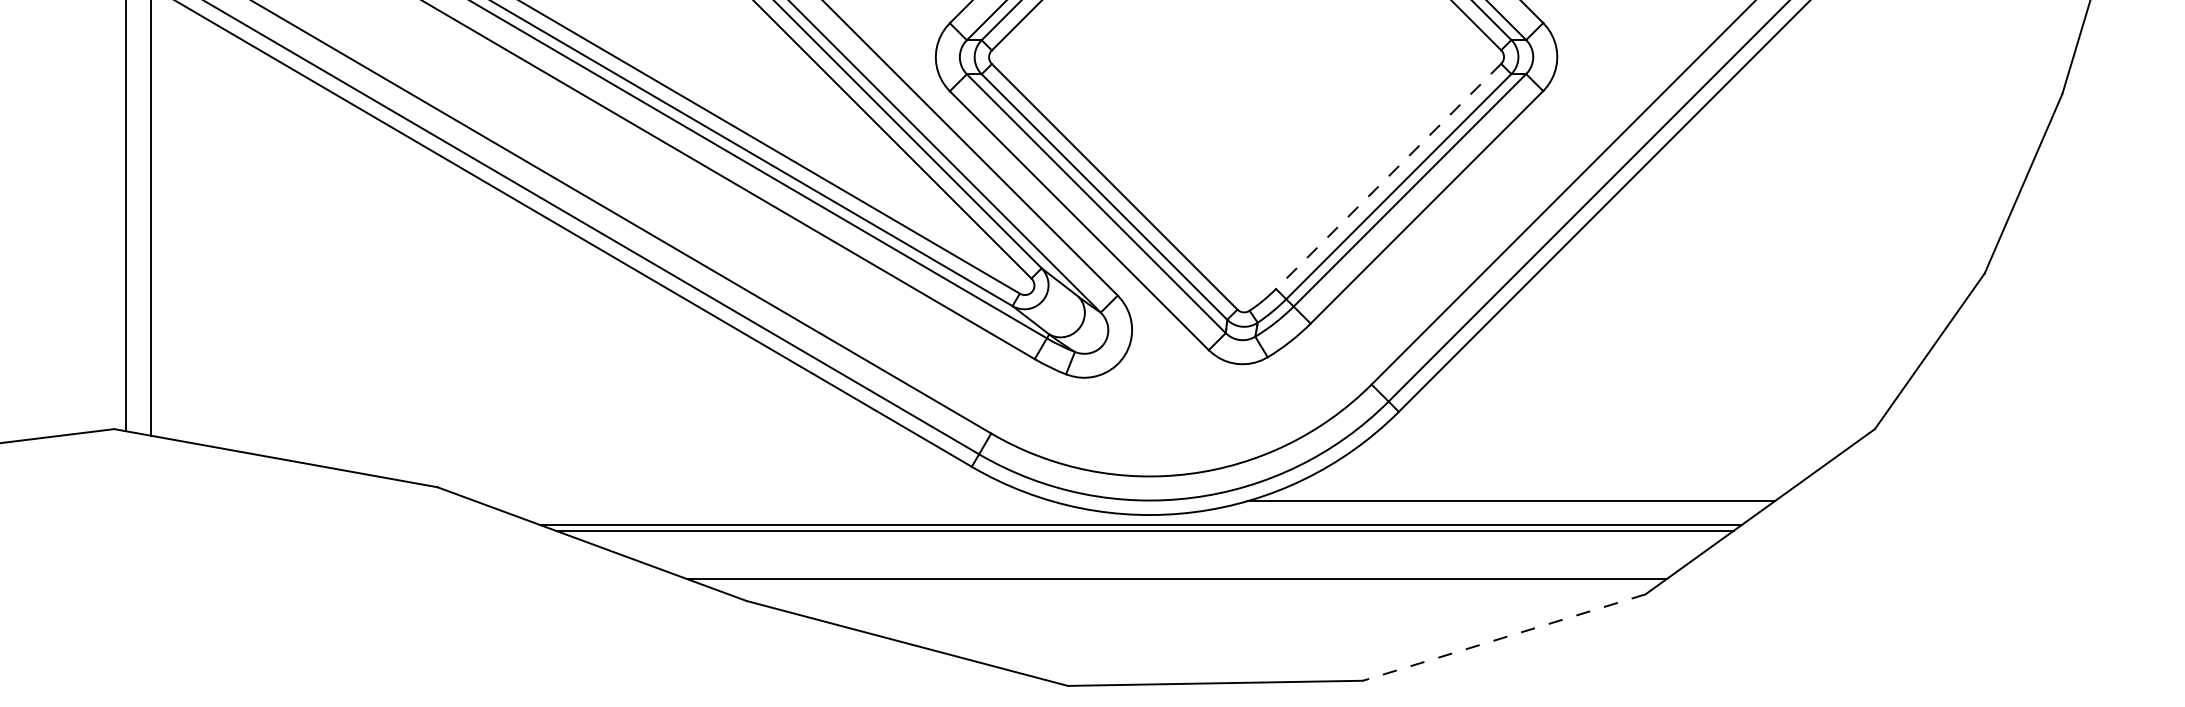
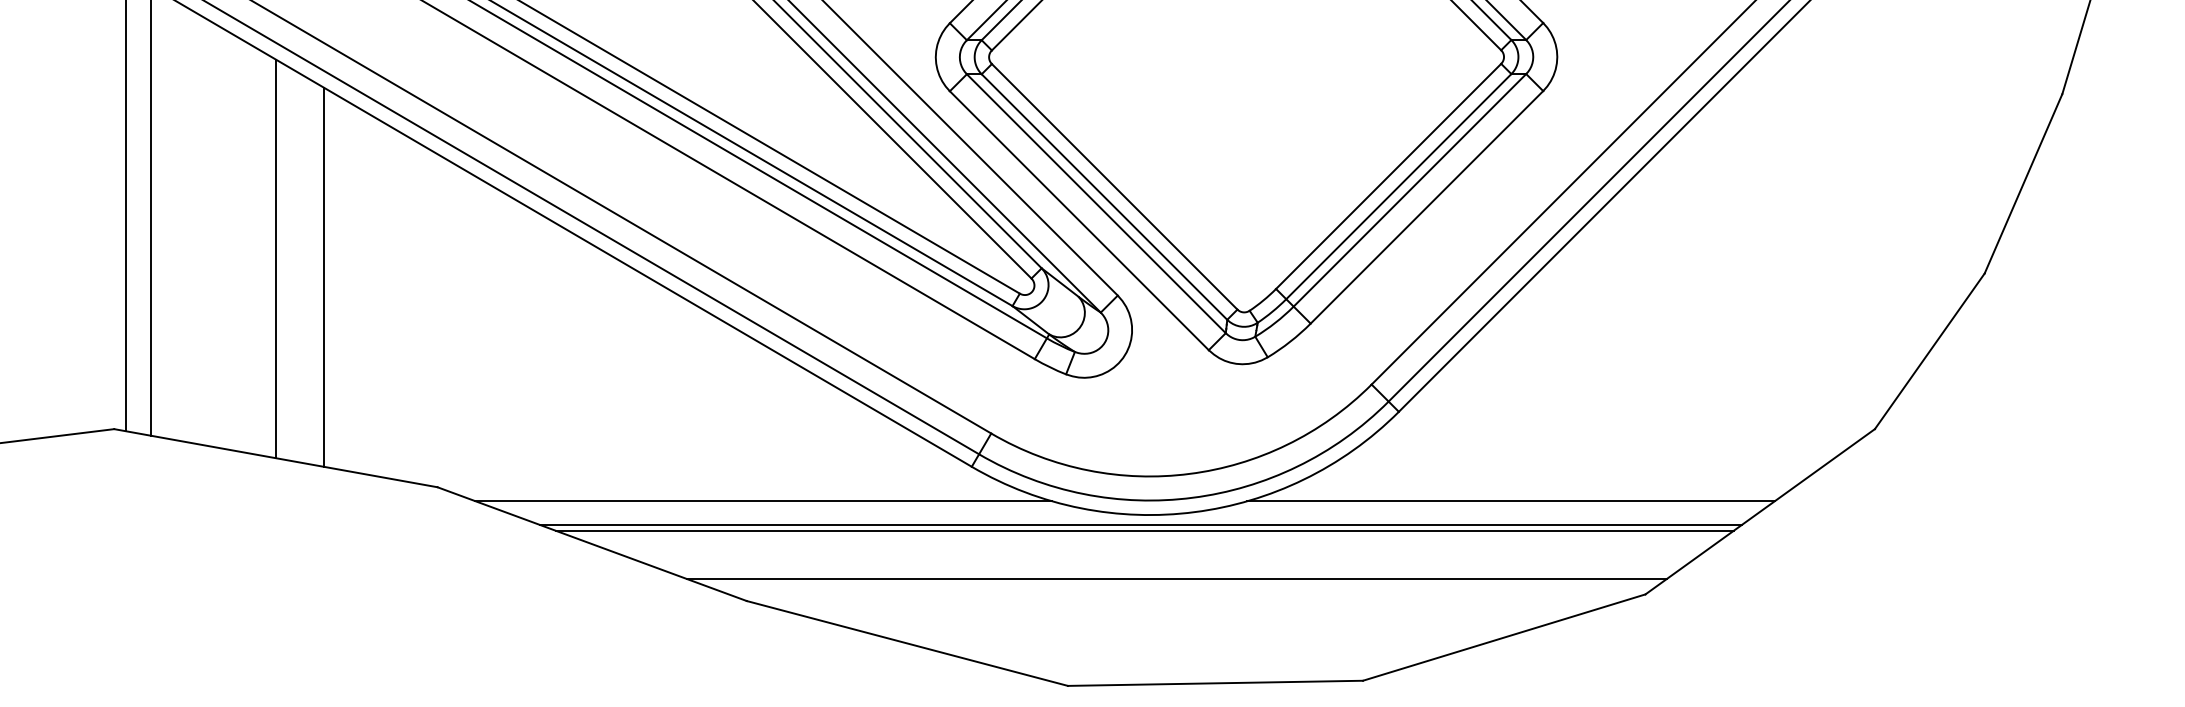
line: dashed -> solid (1388, 176)
line: none -> present (275, 258)
line: none -> present (324, 276)
line: none -> present (763, 500)
line: dashed -> solid (1504, 637)
